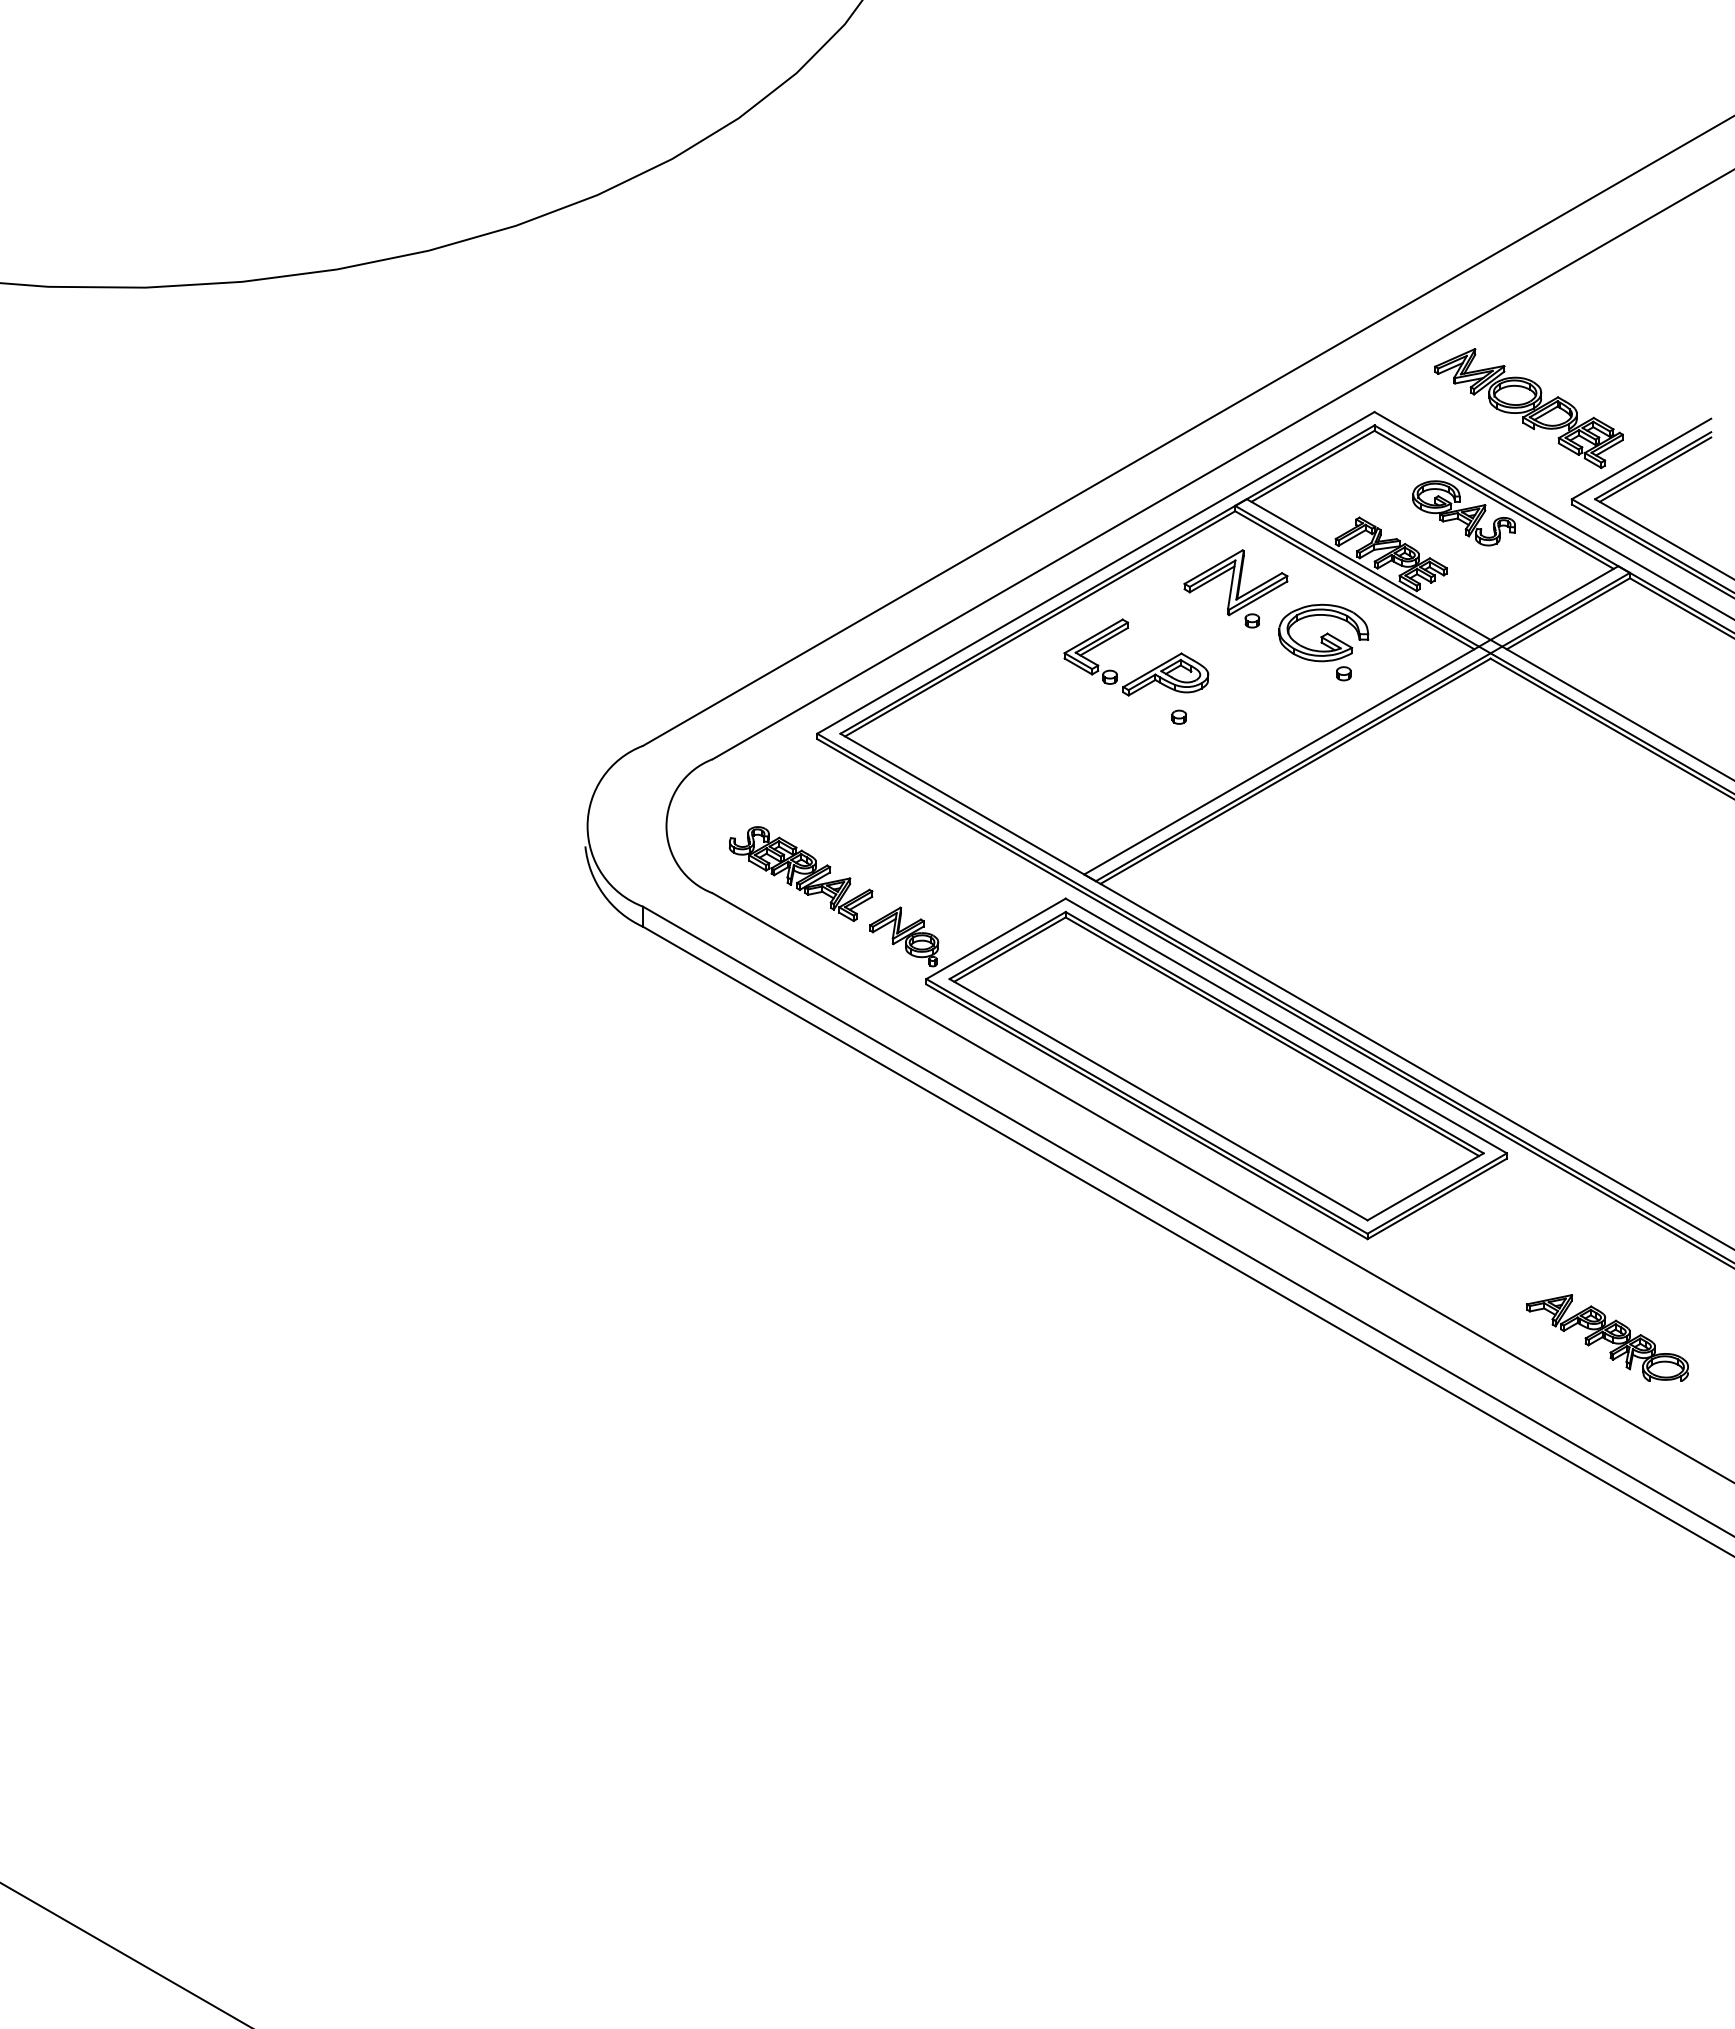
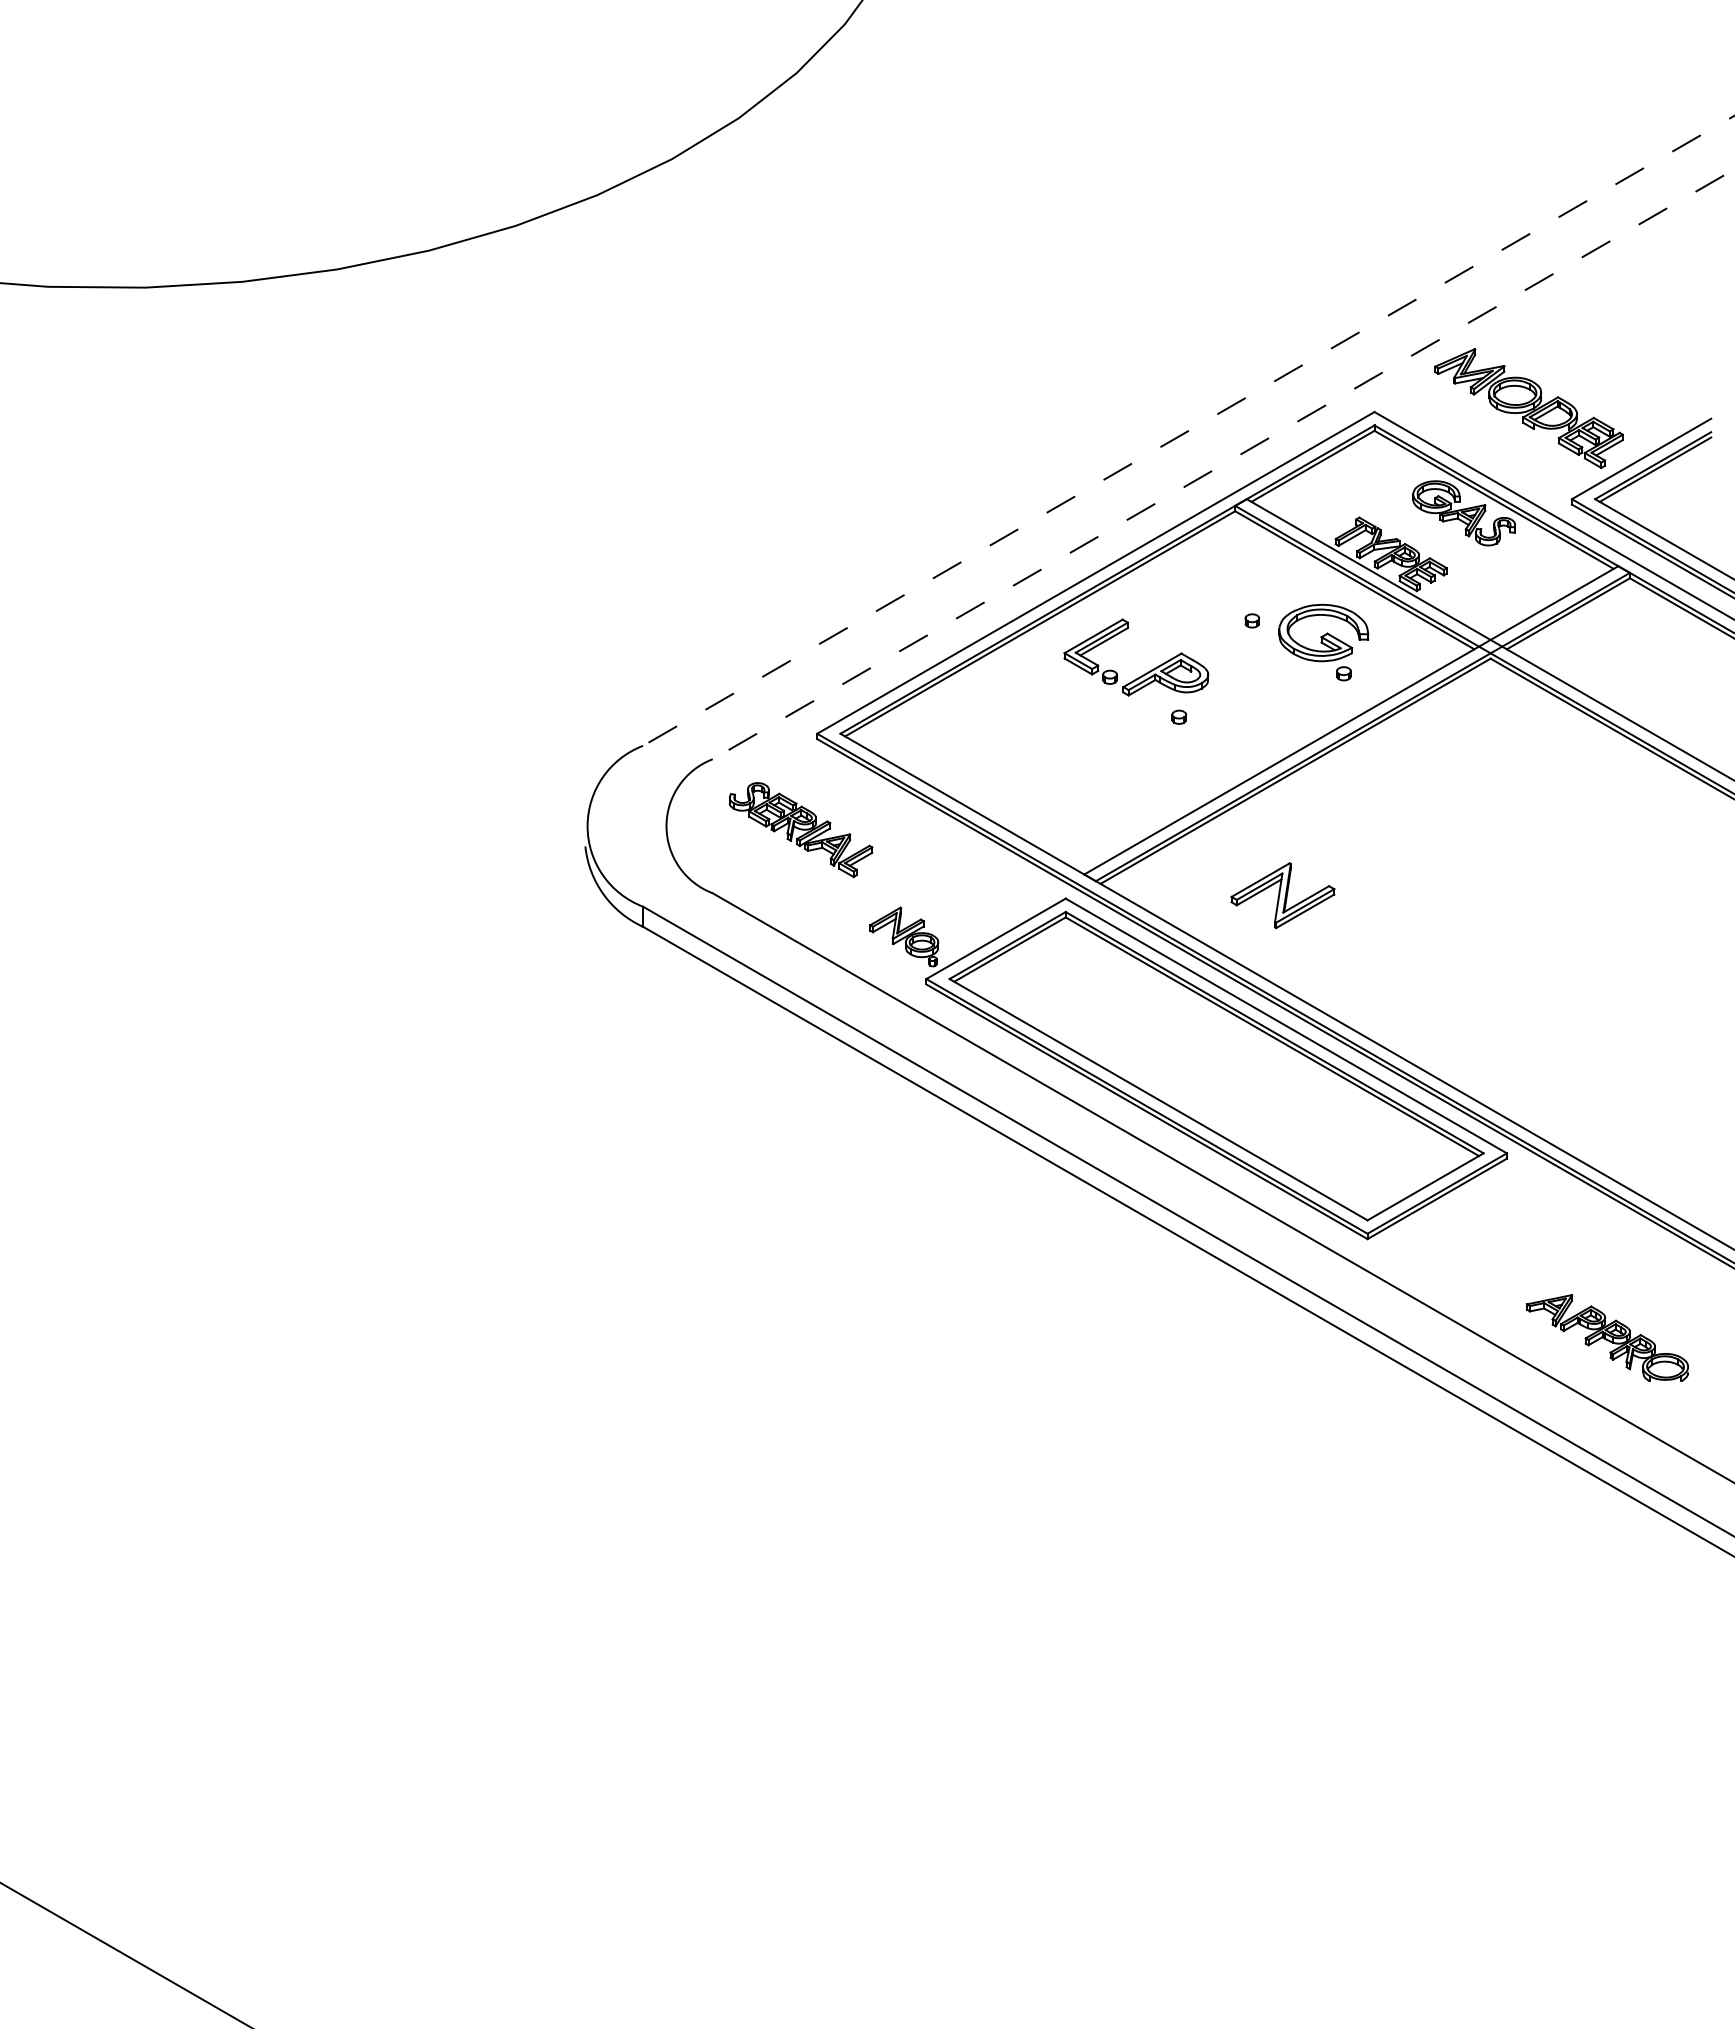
line: solid -> dashed (1188, 430)
line: solid -> dashed (1223, 464)
part position: (1235, 582) -> (1282, 895) (1282, 895)
part position: (800, 874) -> (800, 830) (800, 830)
